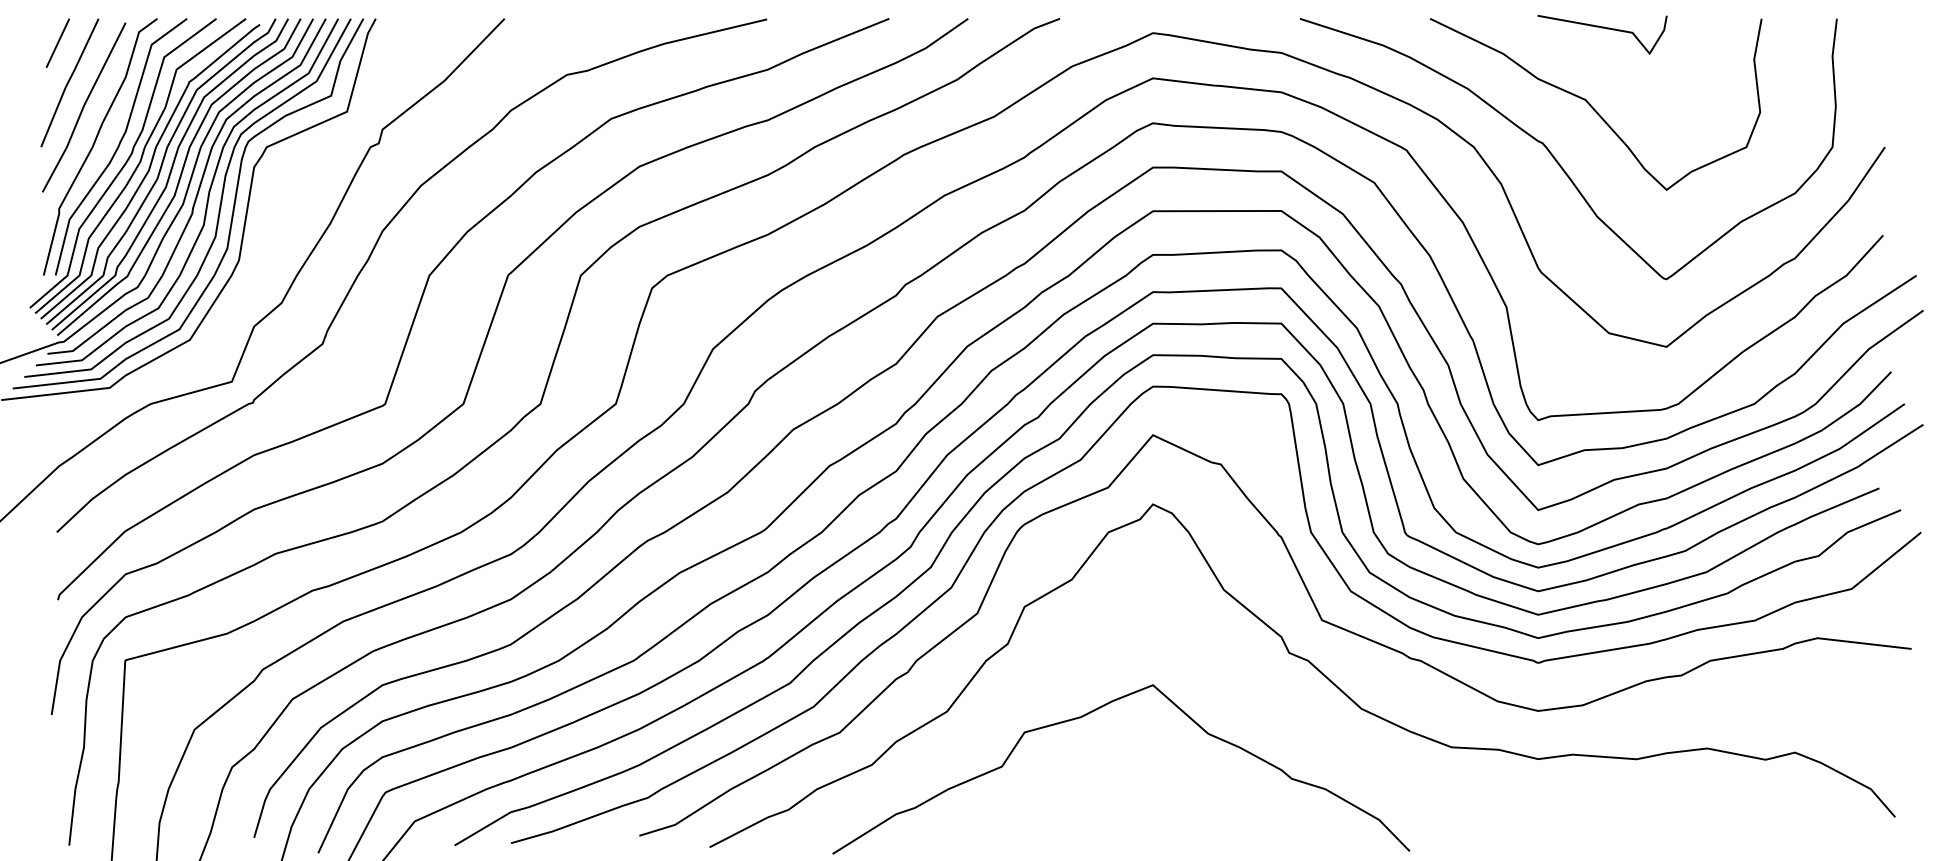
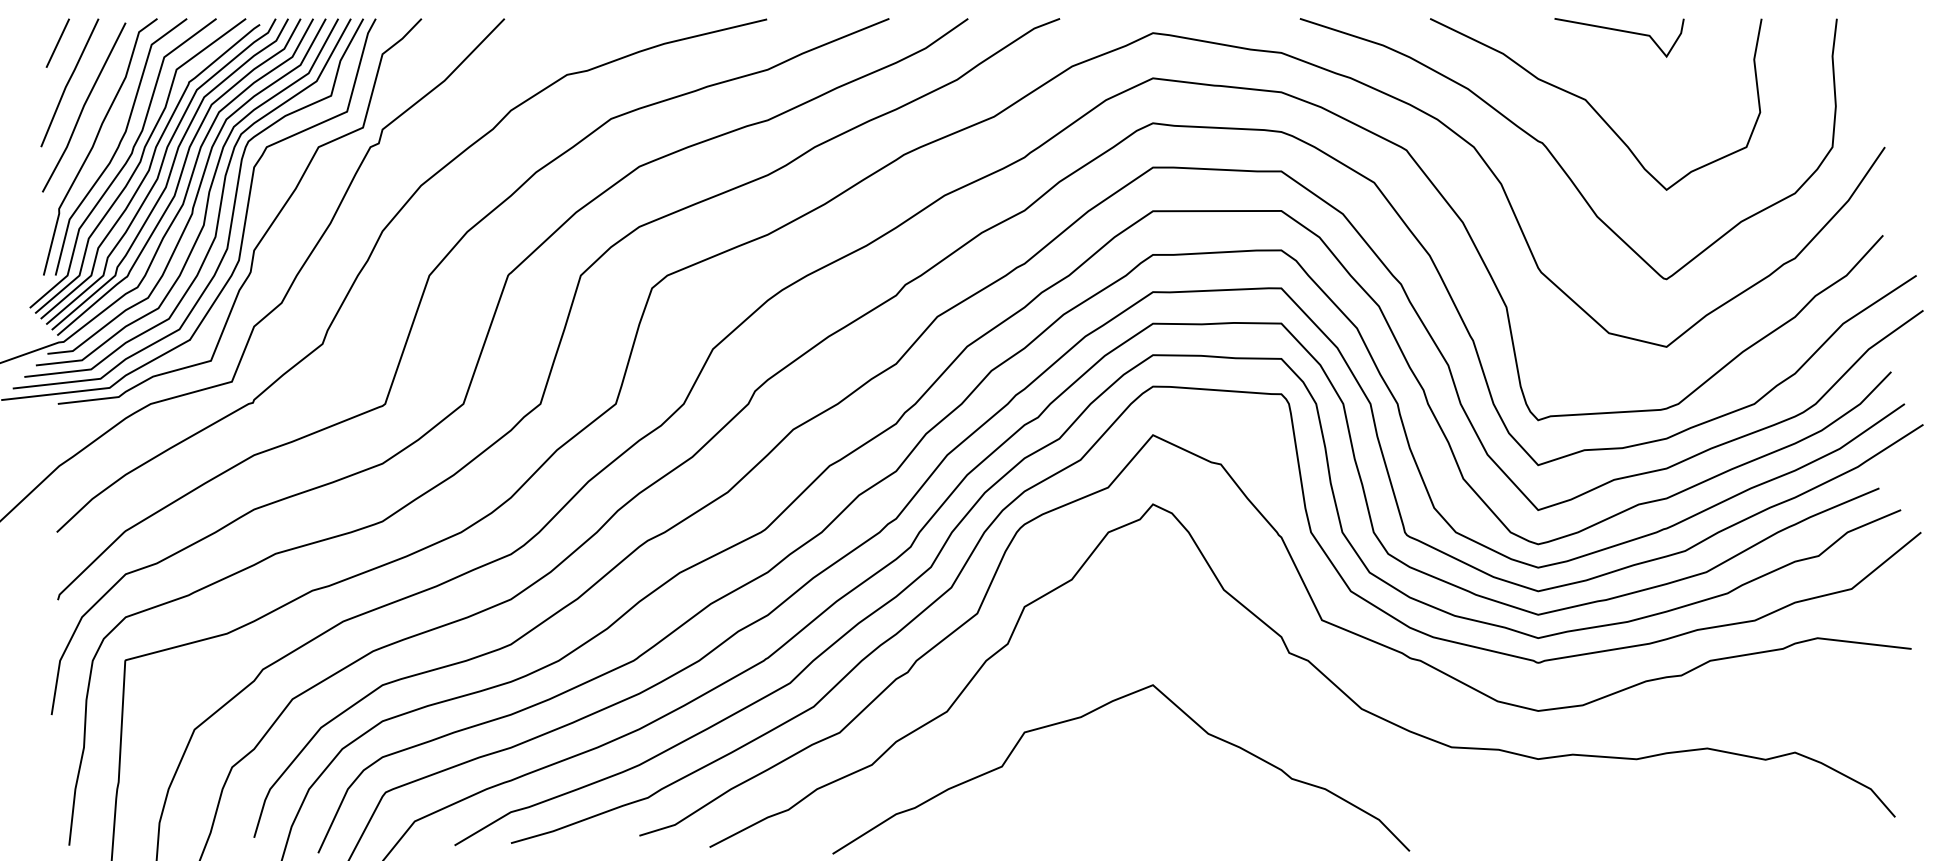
line position: (1602, 28) -> (1619, 31) (1619, 31)
curve: none -> present (267, 228)
